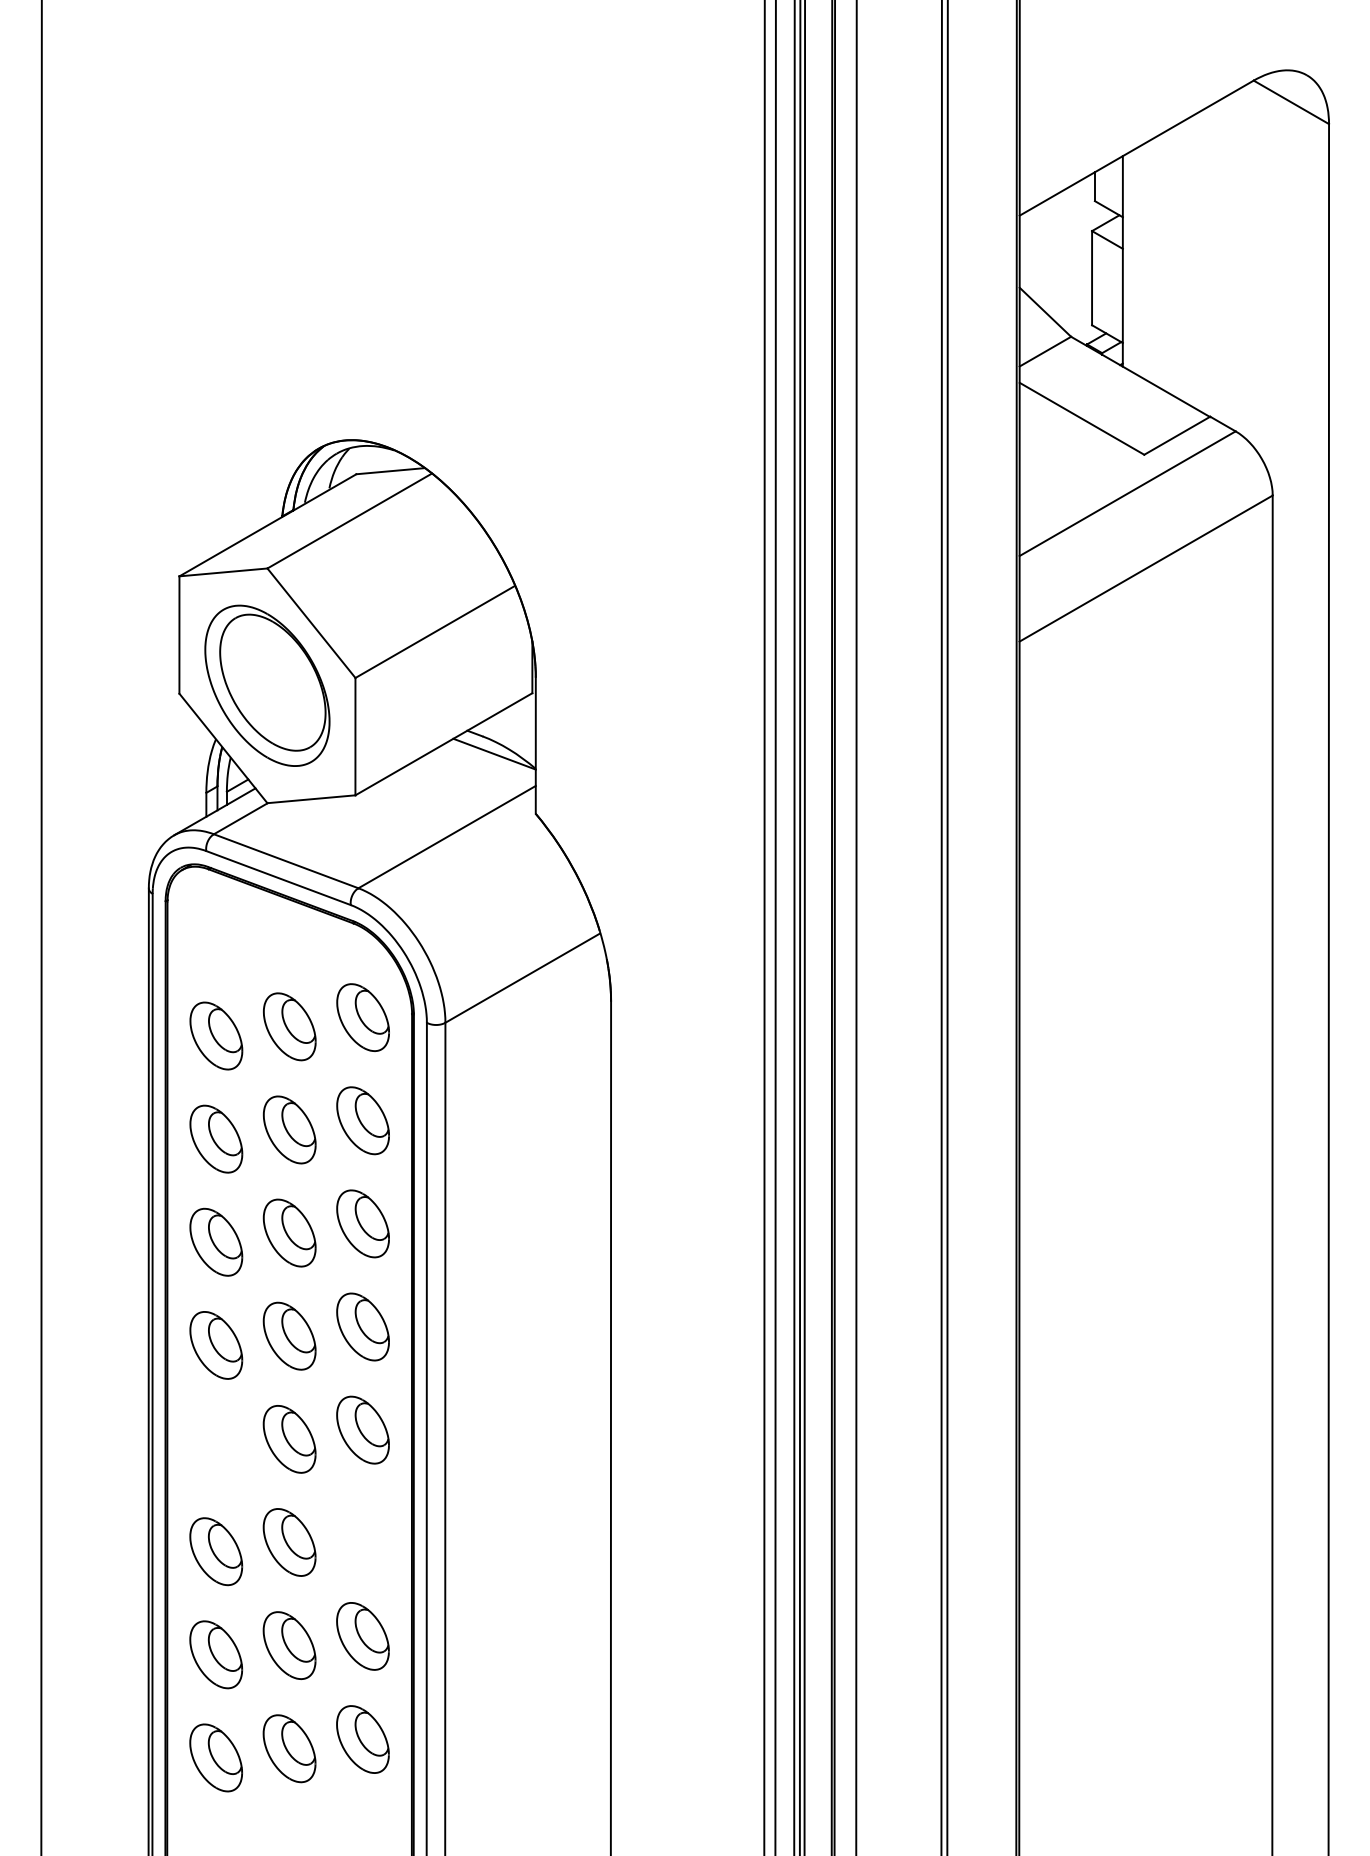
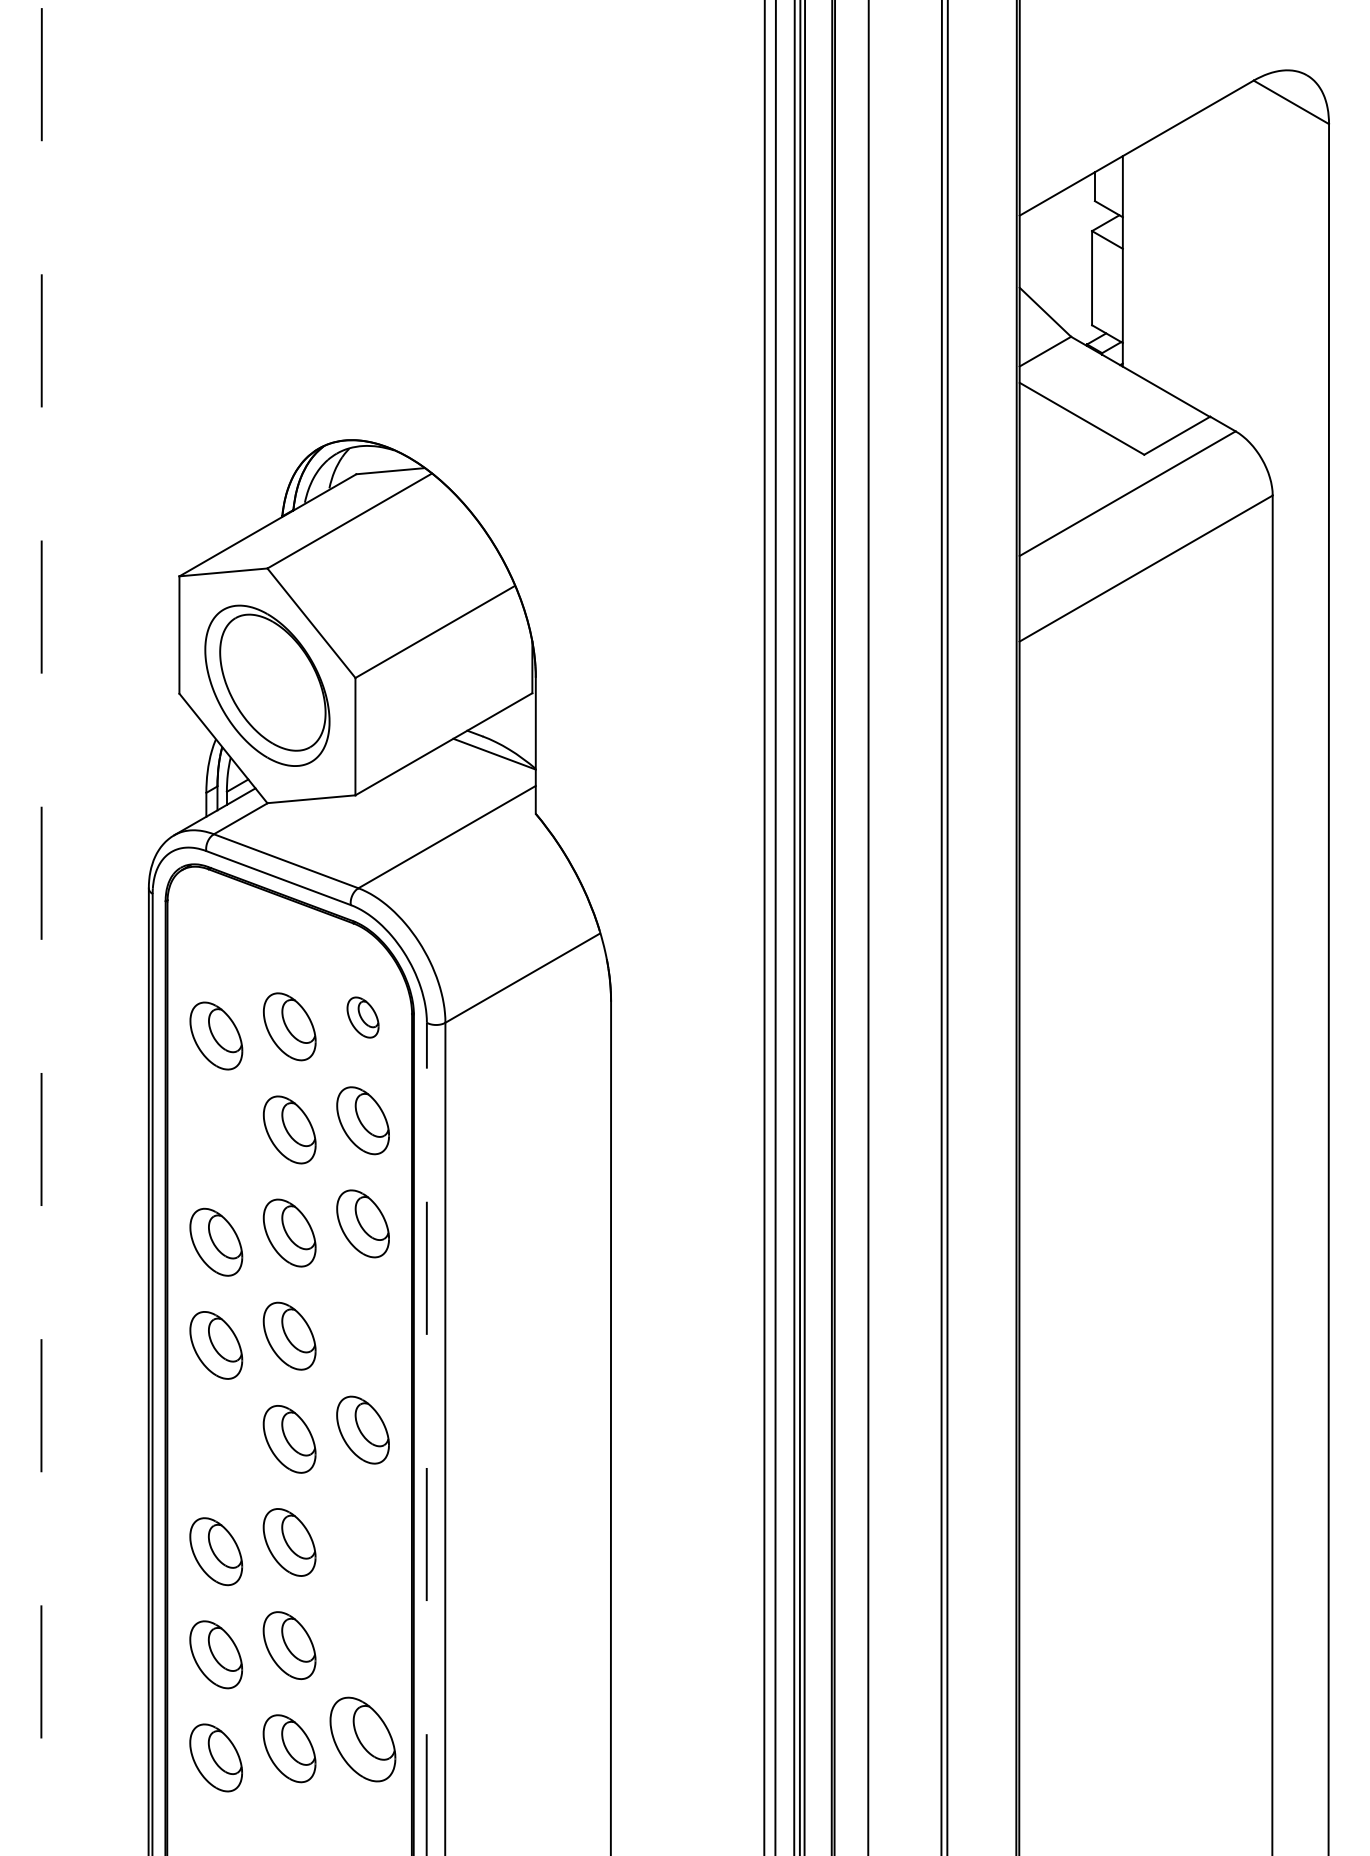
line position: (856, 927) -> (868, 927) (868, 927)
line: solid -> dashed (41, 928)
part size: 54x69 px -> 34x43 px (362, 1017)
part: present -> none (216, 1138)
part: present -> none (362, 1326)
line: solid -> dashed (426, 1438)
part: present -> none (362, 1636)
part size: 54x69 px -> 68x87 px (362, 1739)
